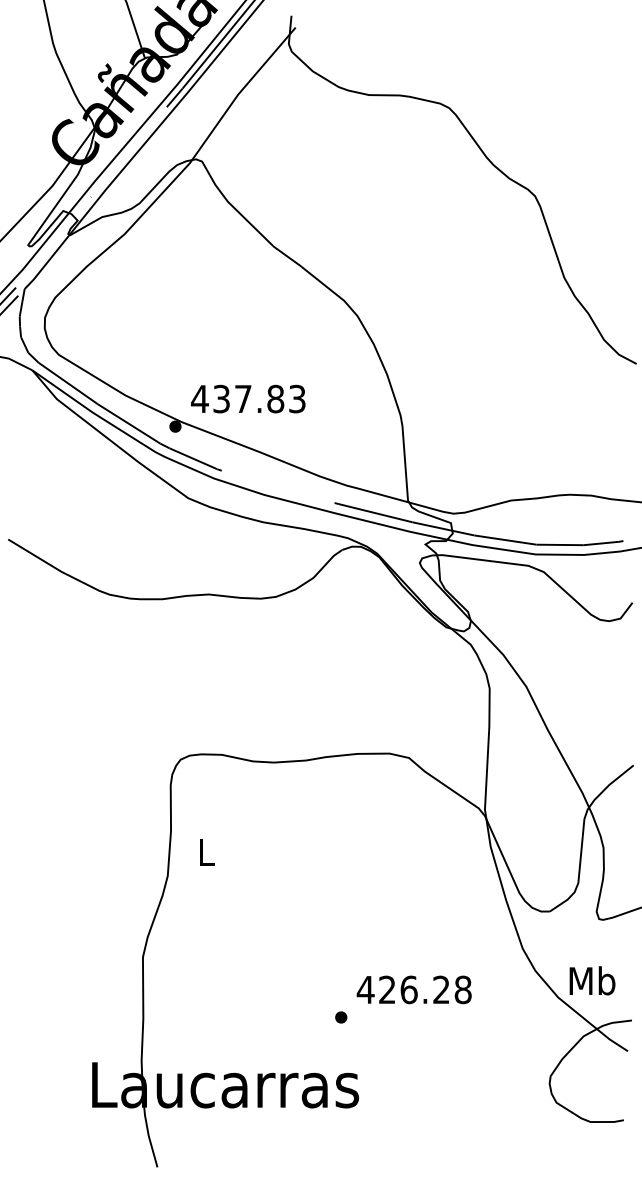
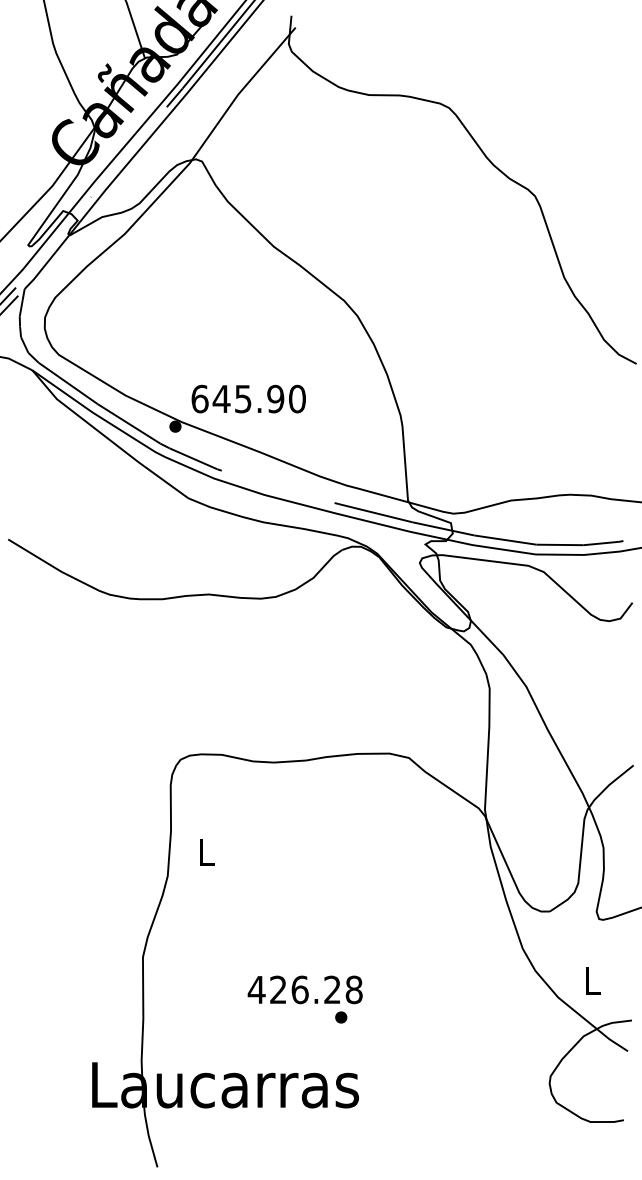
text: 437.83 -> 645.90 (248, 398)
text: Mb -> L (592, 980)
text position: (413, 989) -> (304, 989) (304, 989)
